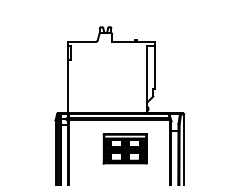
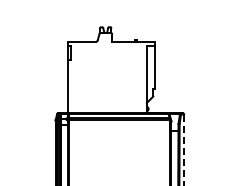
part: present -> none (124, 148)
line: solid -> dashed (184, 150)
